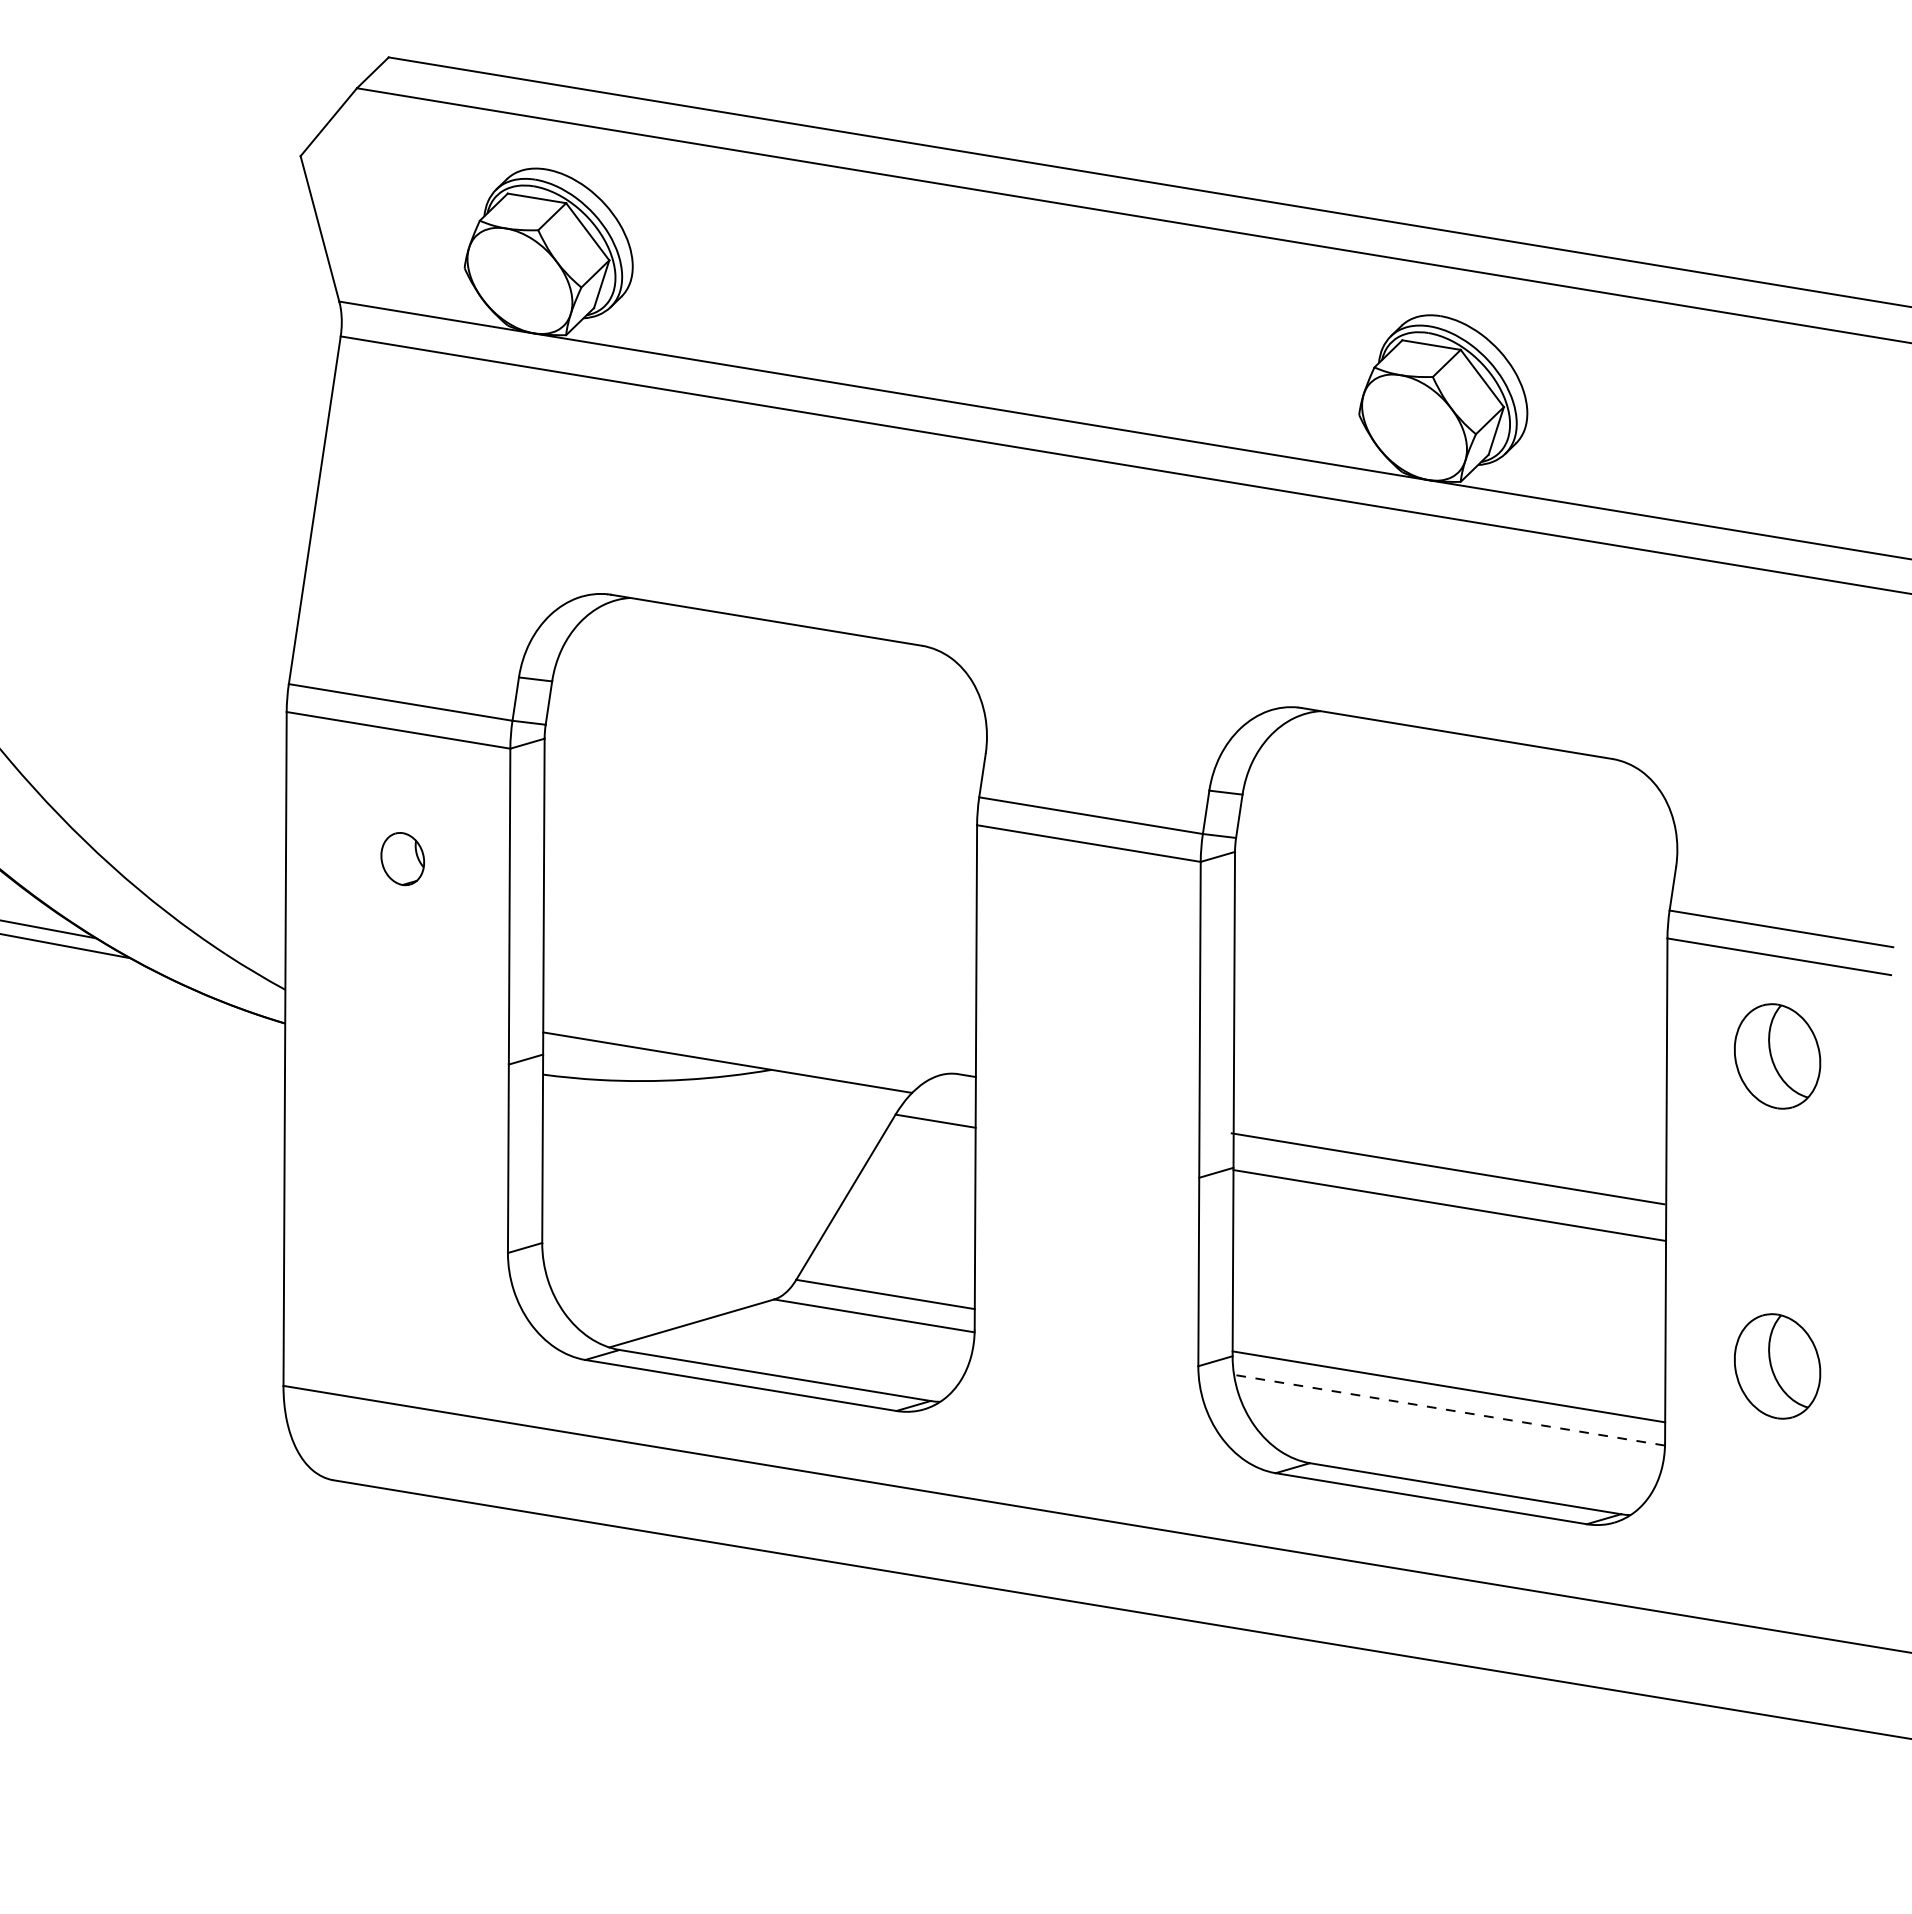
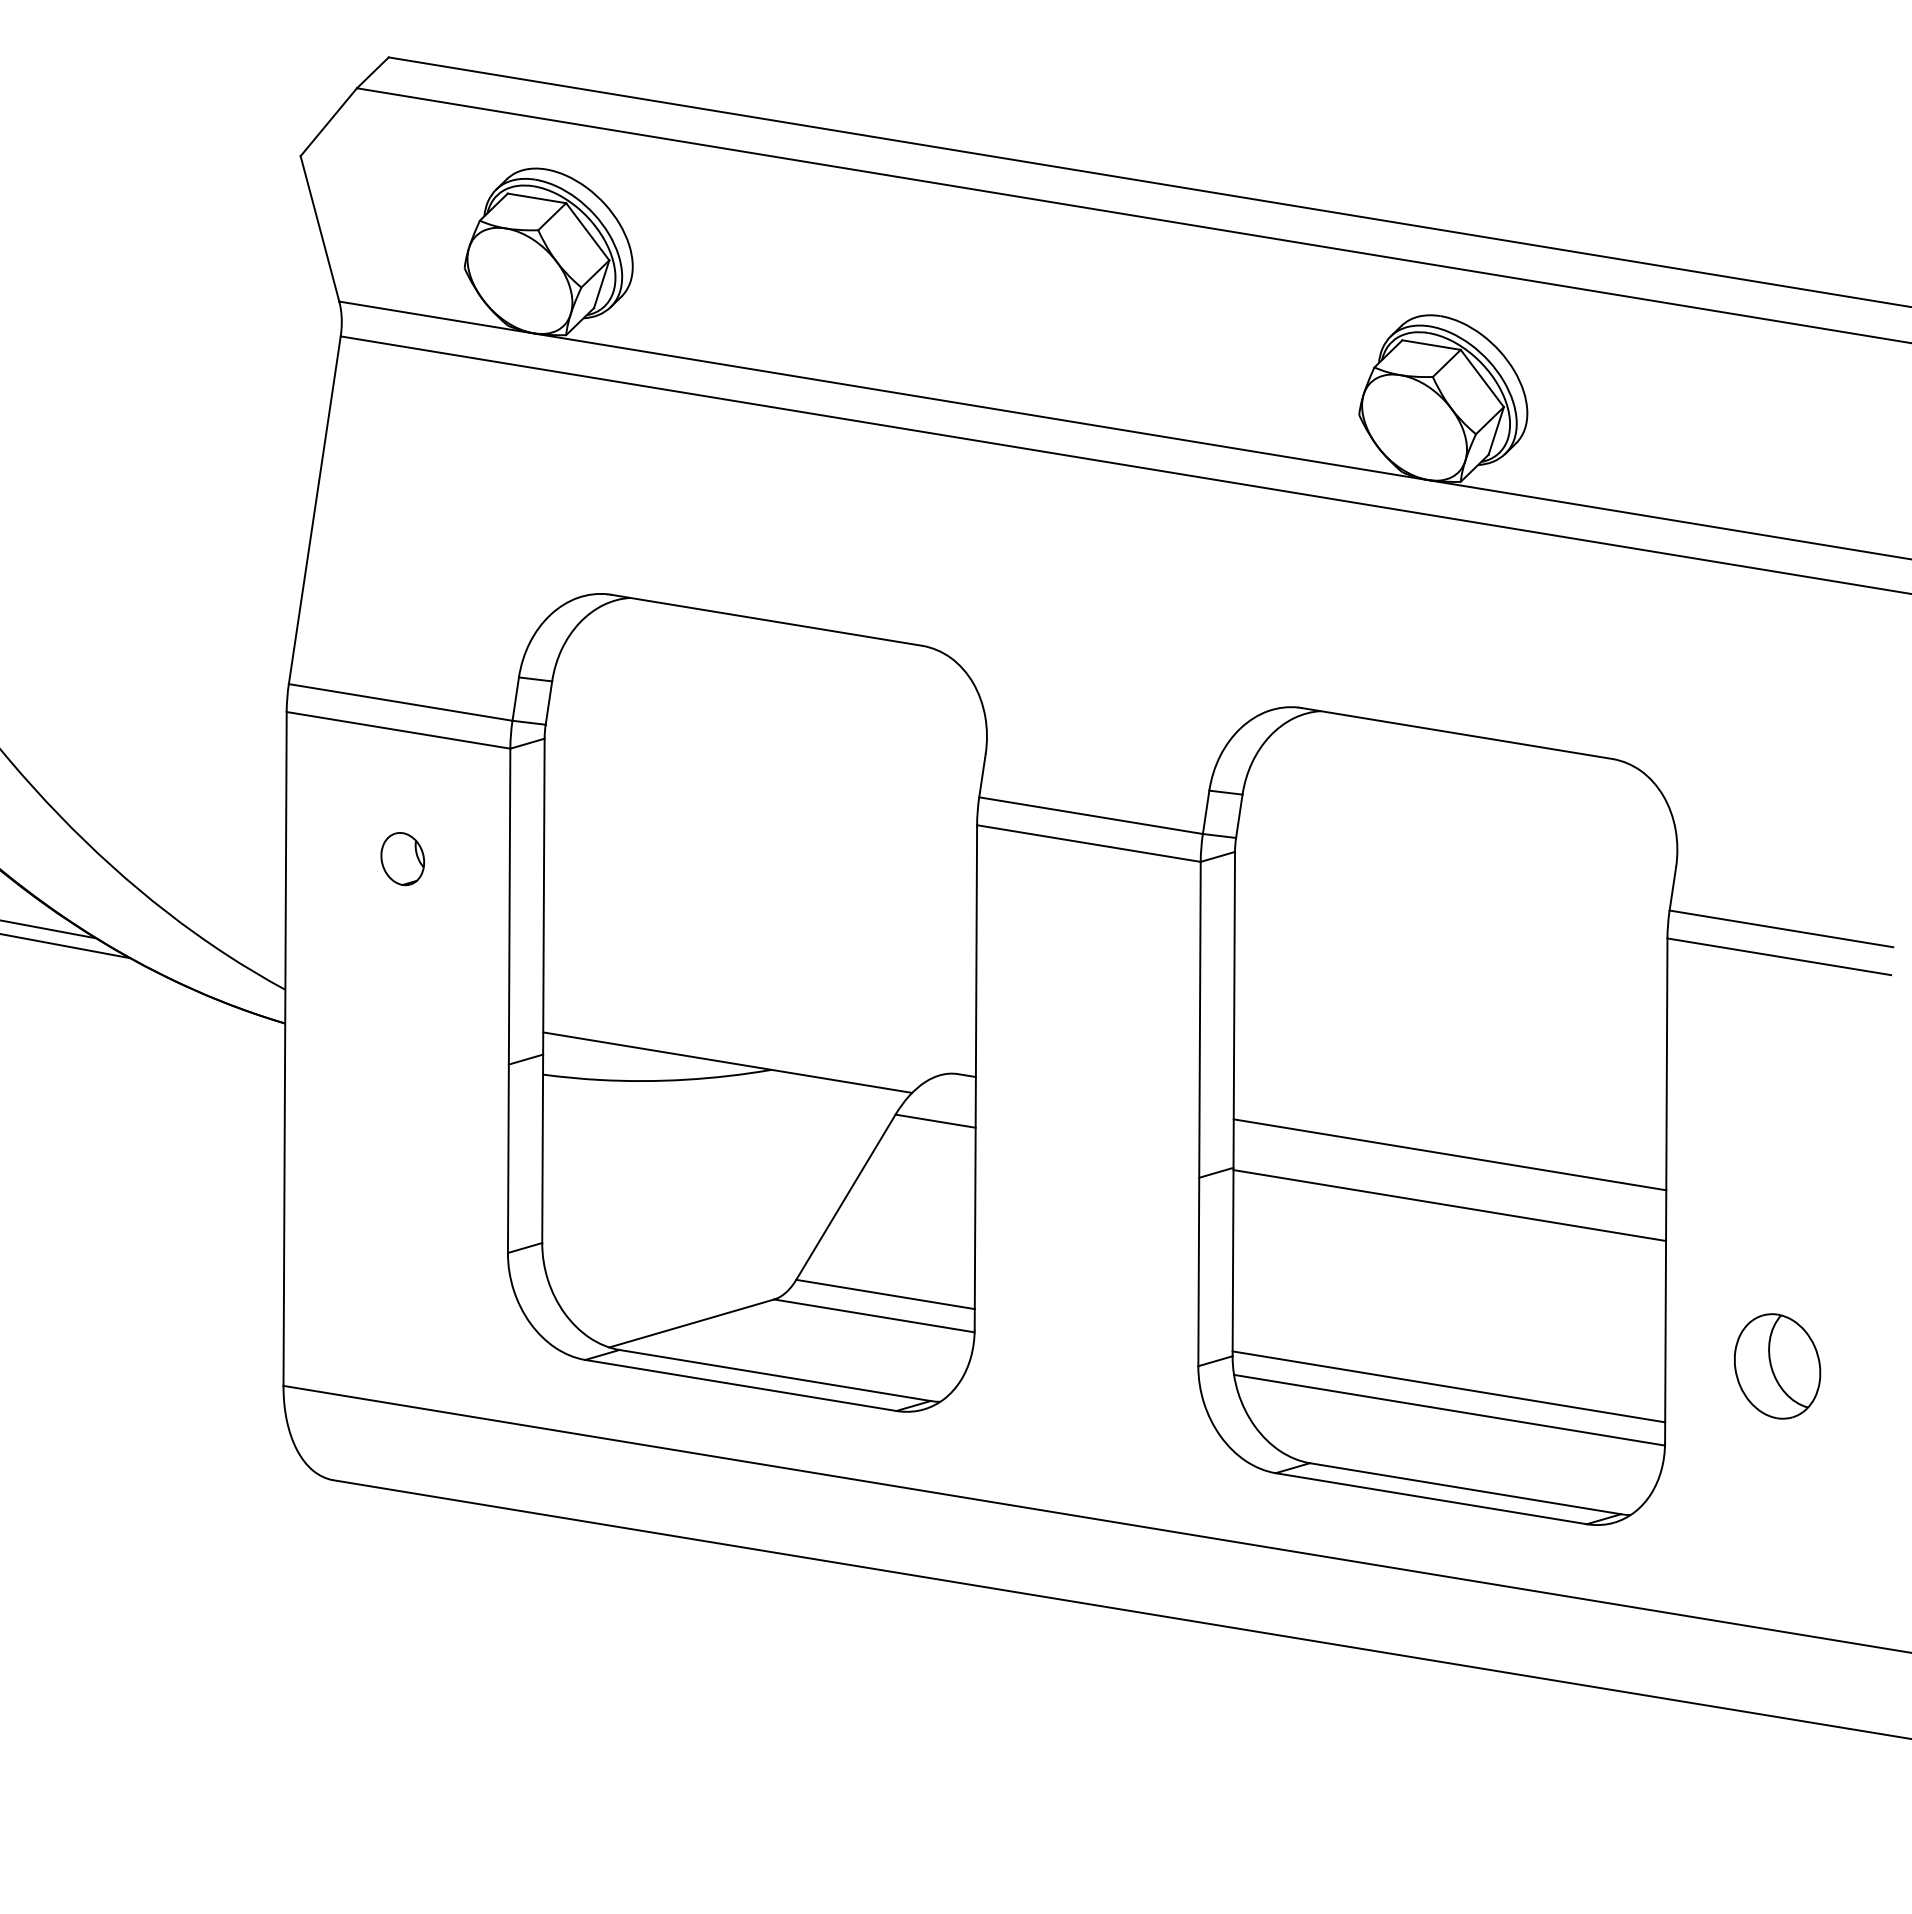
part: present -> none (1777, 1056)
line position: (1447, 1168) -> (1449, 1154) (1449, 1154)
line: dashed -> solid (1449, 1410)
